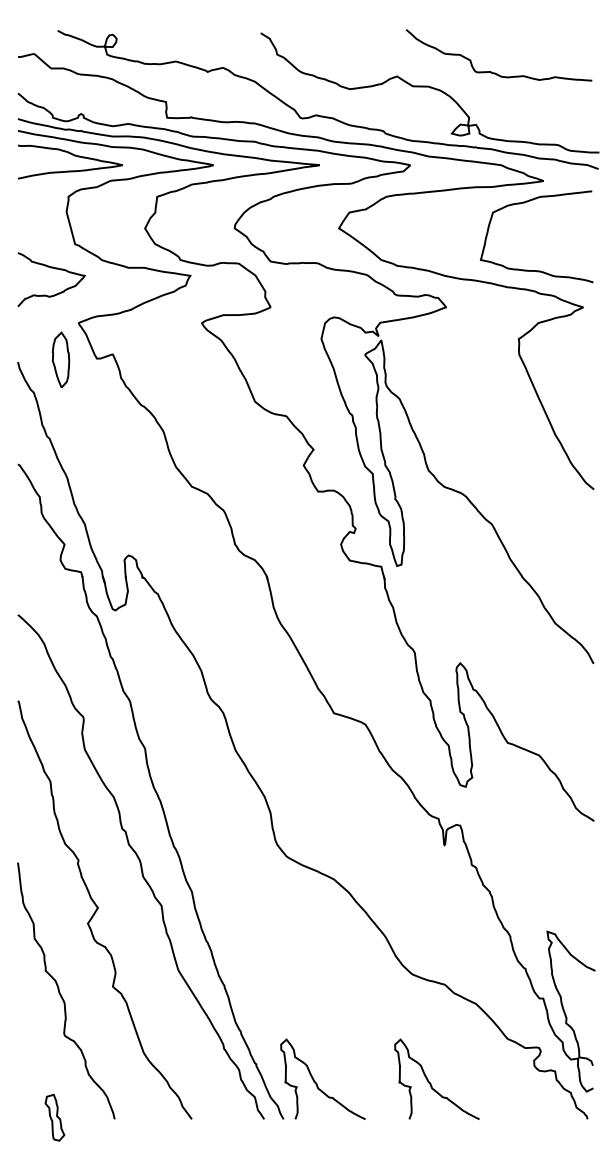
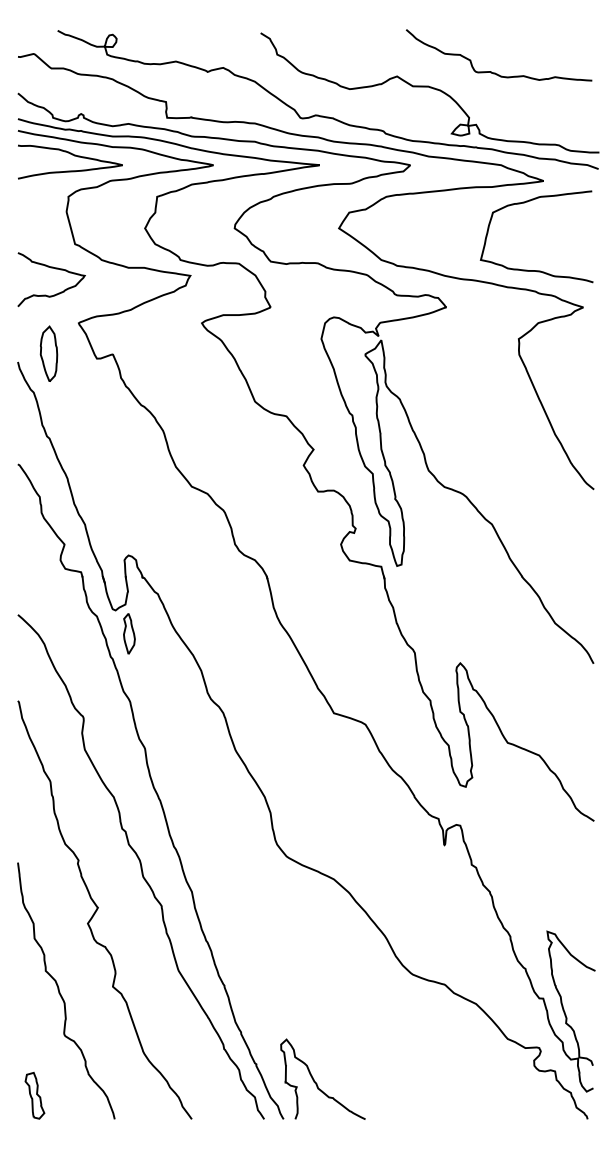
part position: (60, 359) -> (48, 353) (48, 353)
part: none -> present (129, 633)
curve: present -> none (431, 1083)
part position: (54, 1117) -> (34, 1095) (34, 1095)
